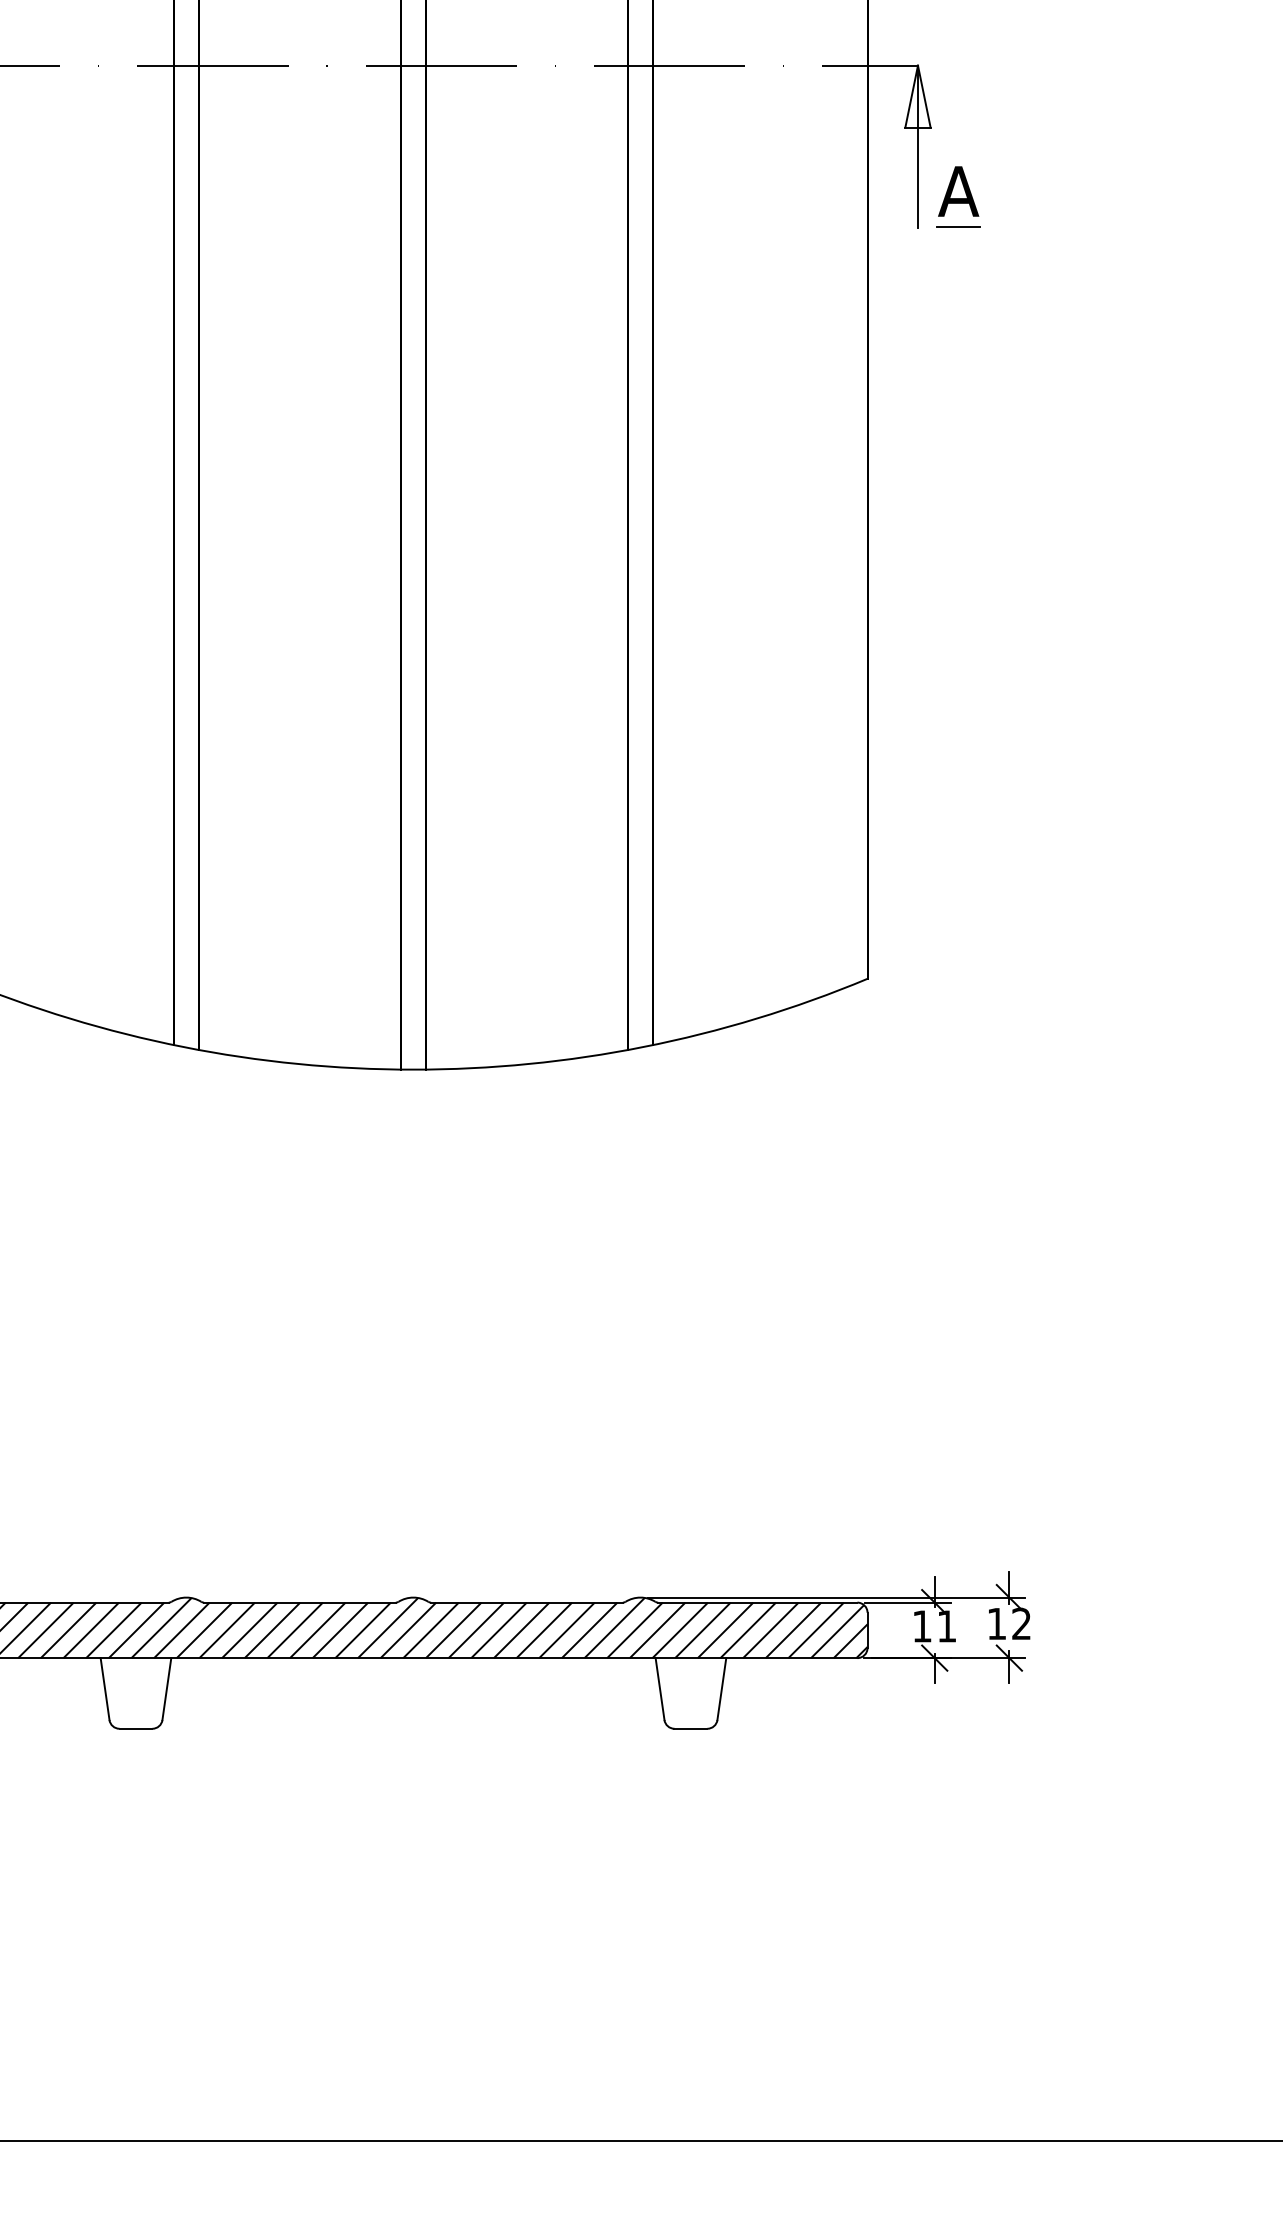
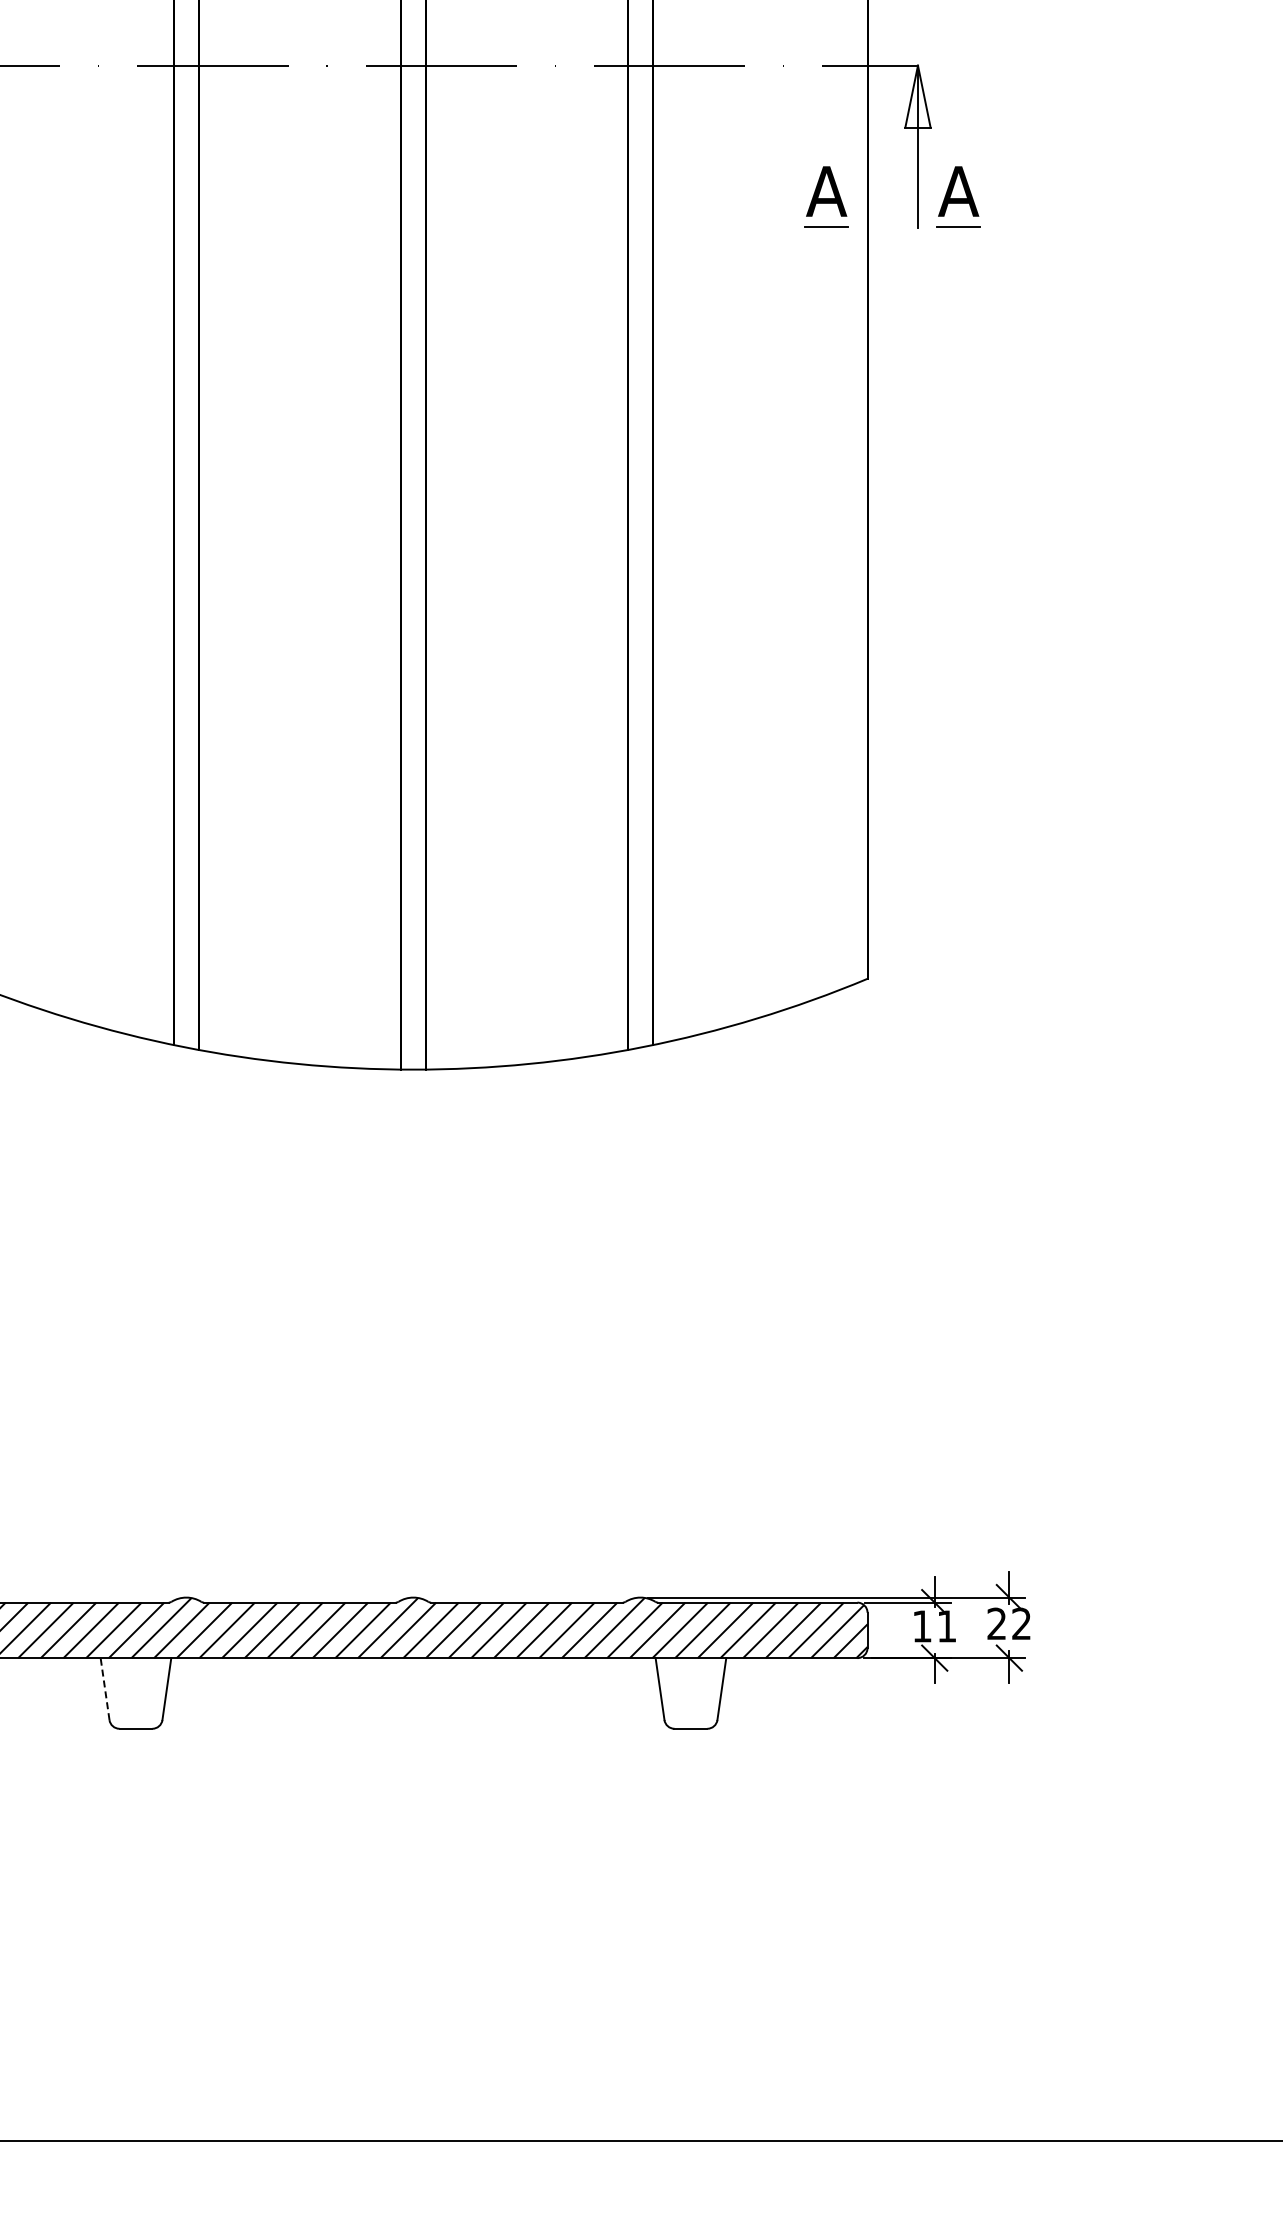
part: none -> present (826, 196)
text: 12 -> 22 (996, 1623)
line: solid -> dashed (105, 1688)
